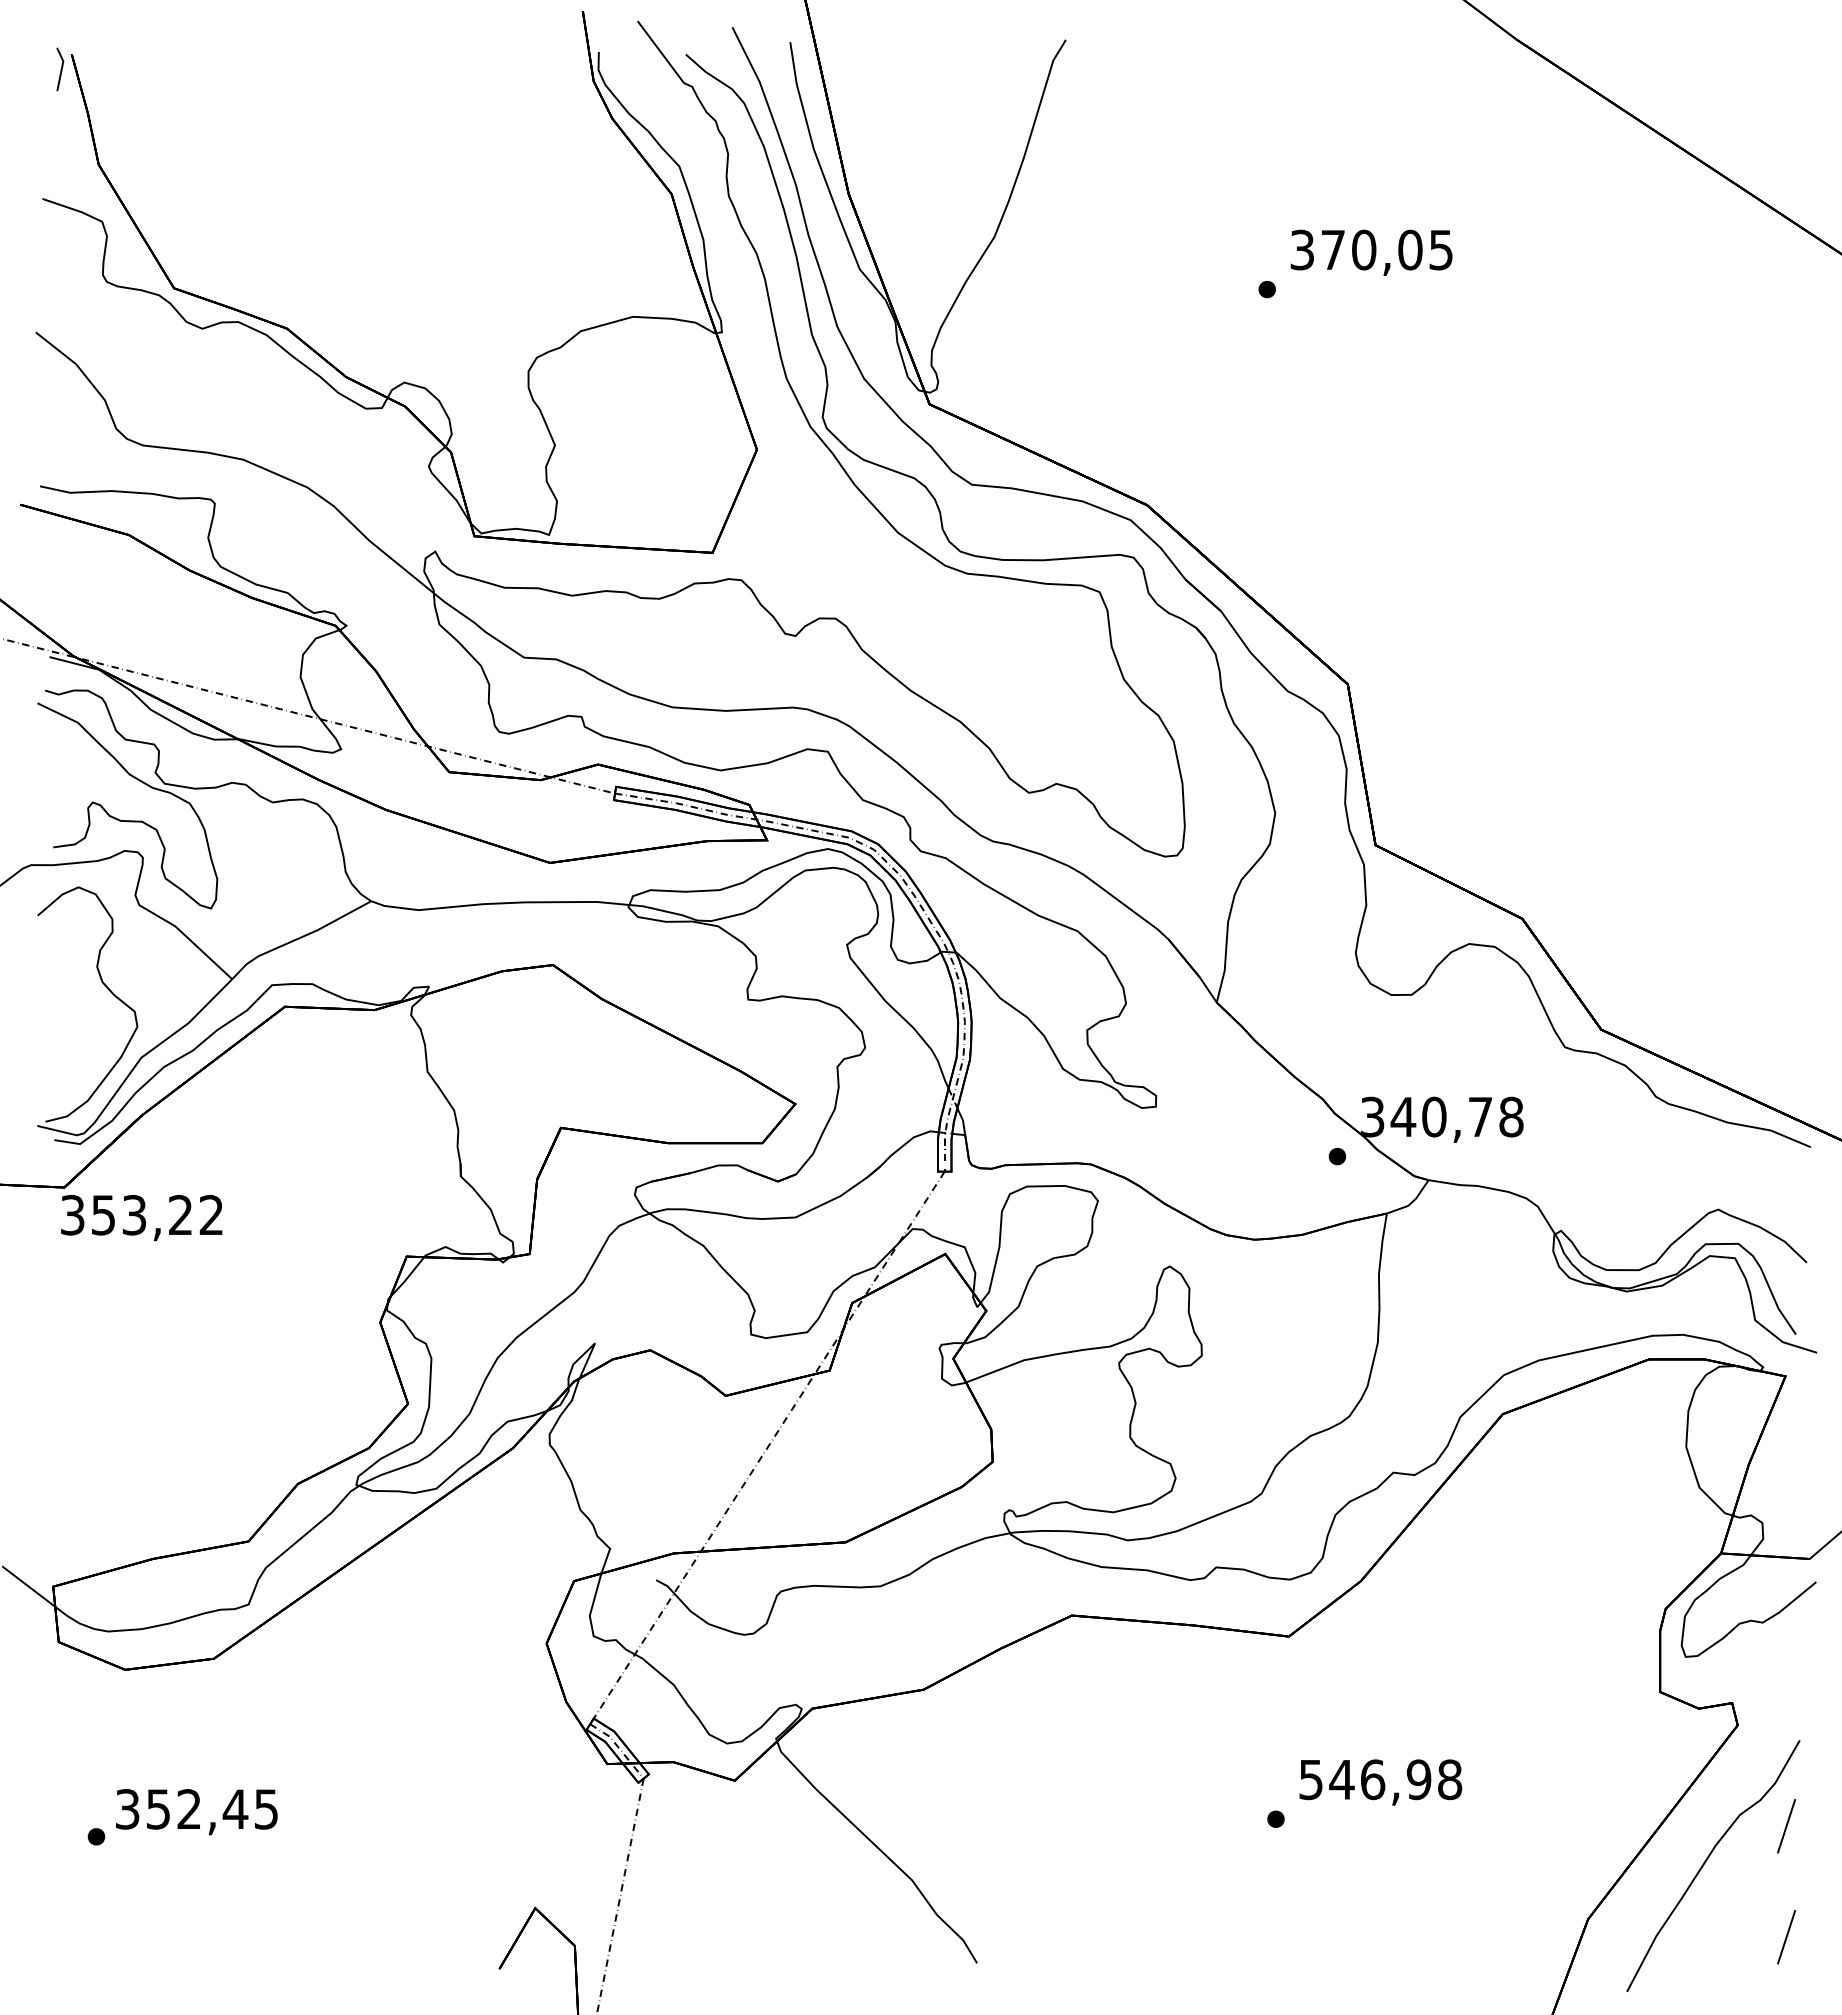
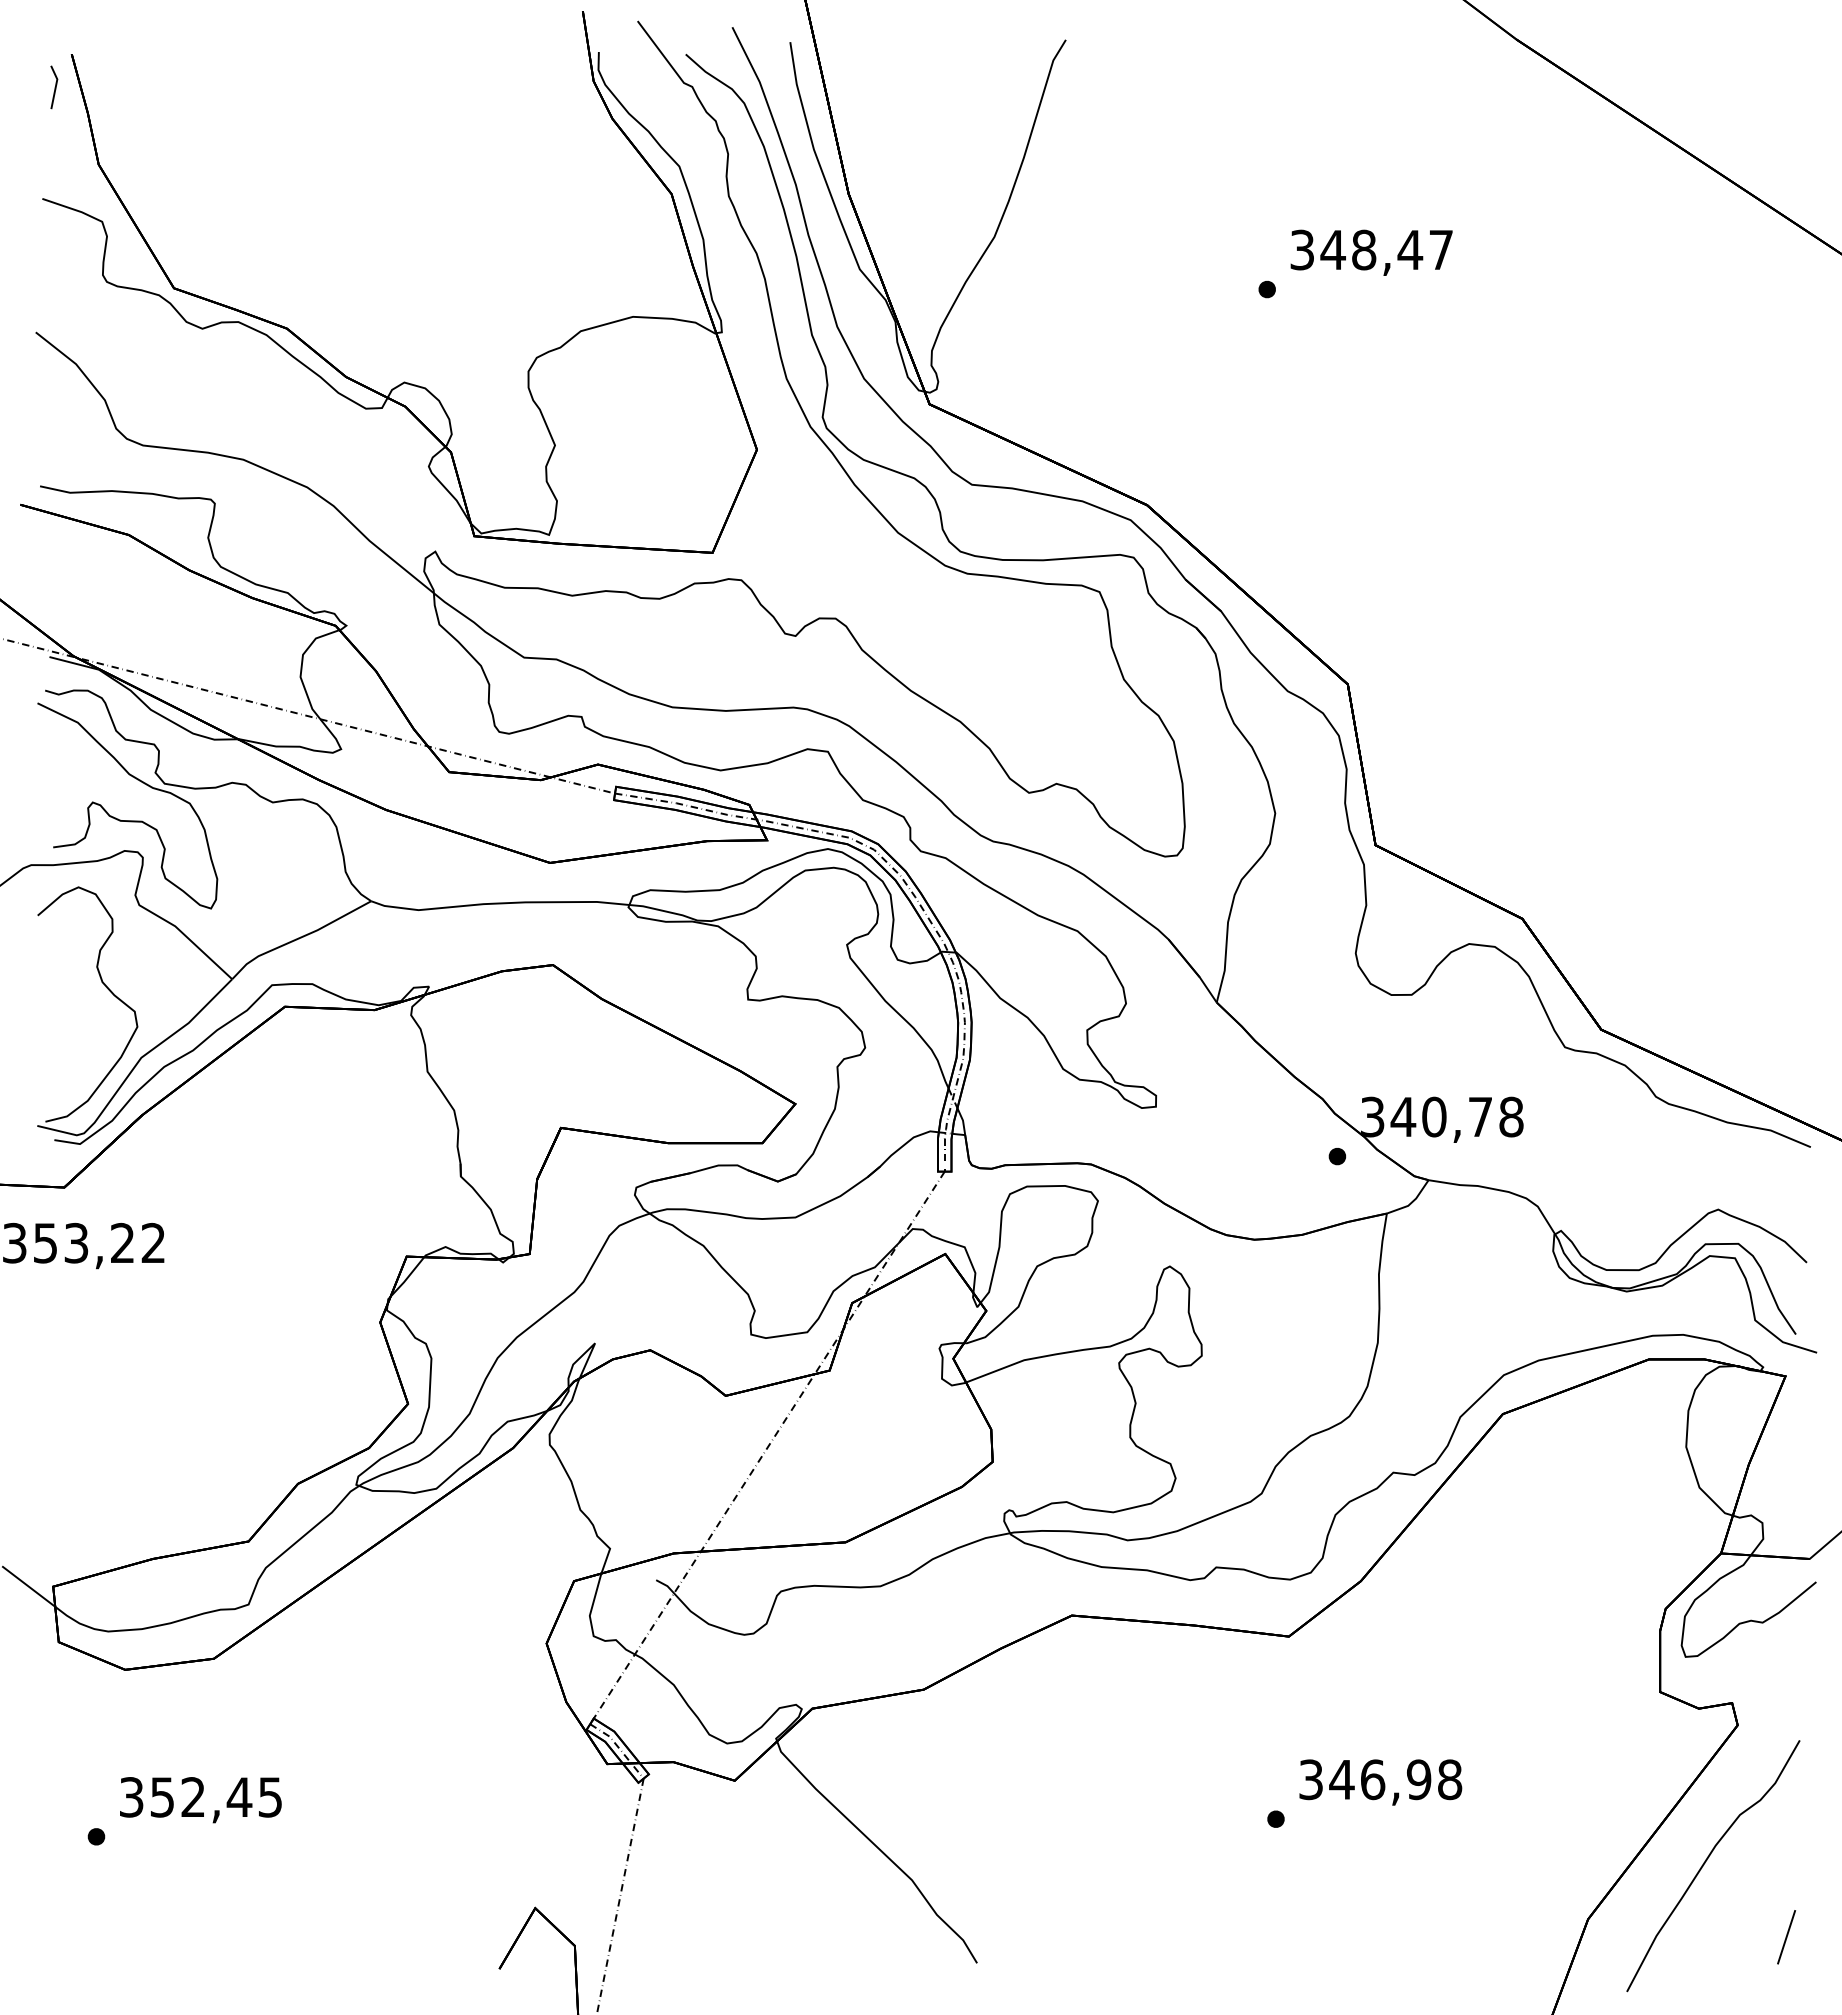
line position: (60, 69) -> (54, 87) (54, 87)
text: 370,05 -> 348,47 (1386, 249)
text position: (141, 1218) -> (83, 1246) (83, 1246)
text: 546,98 -> 346,98 (1311, 1779)
text position: (196, 1812) -> (200, 1800) (200, 1800)
line: present -> none (1786, 1826)
